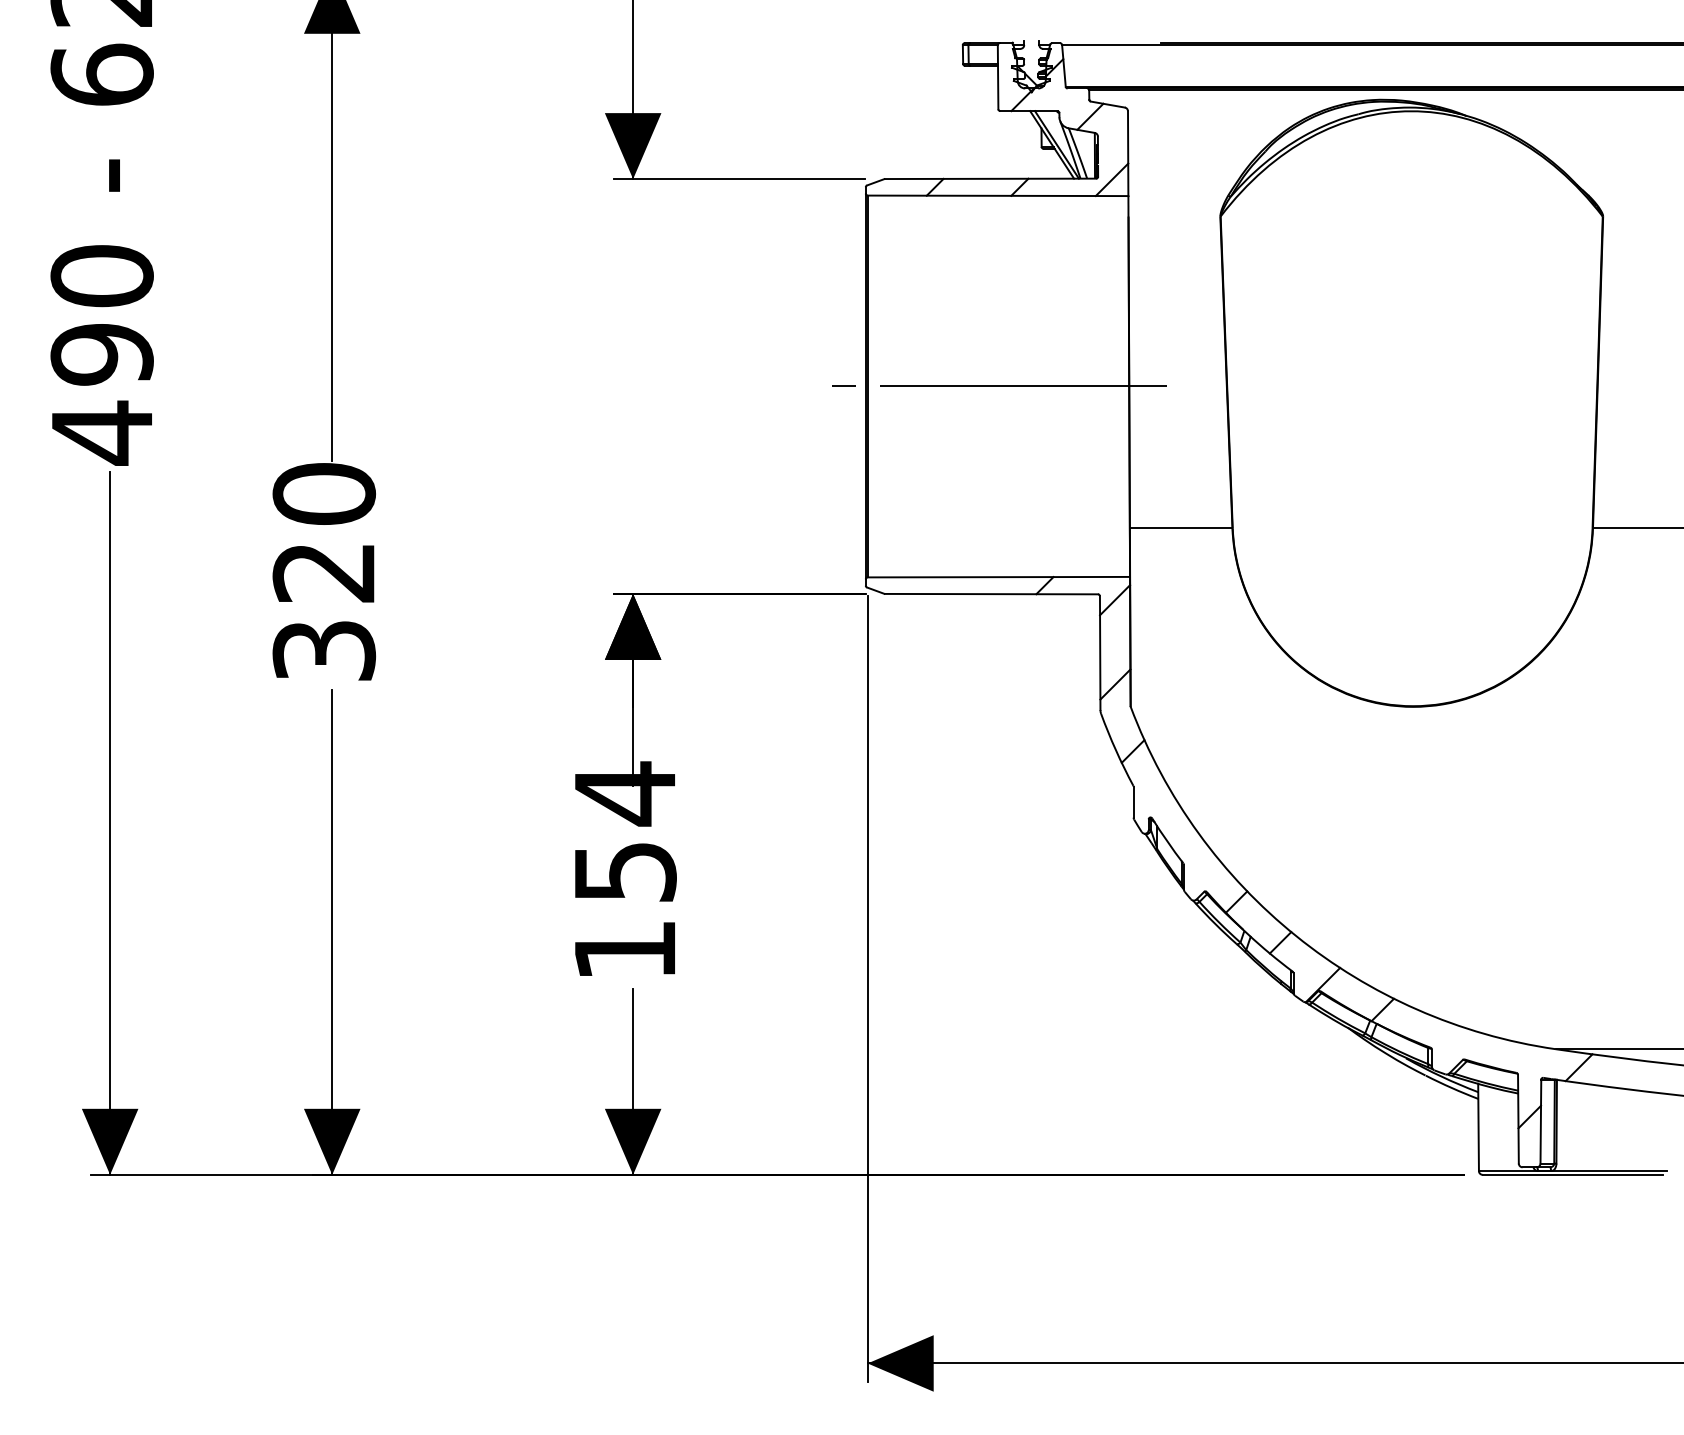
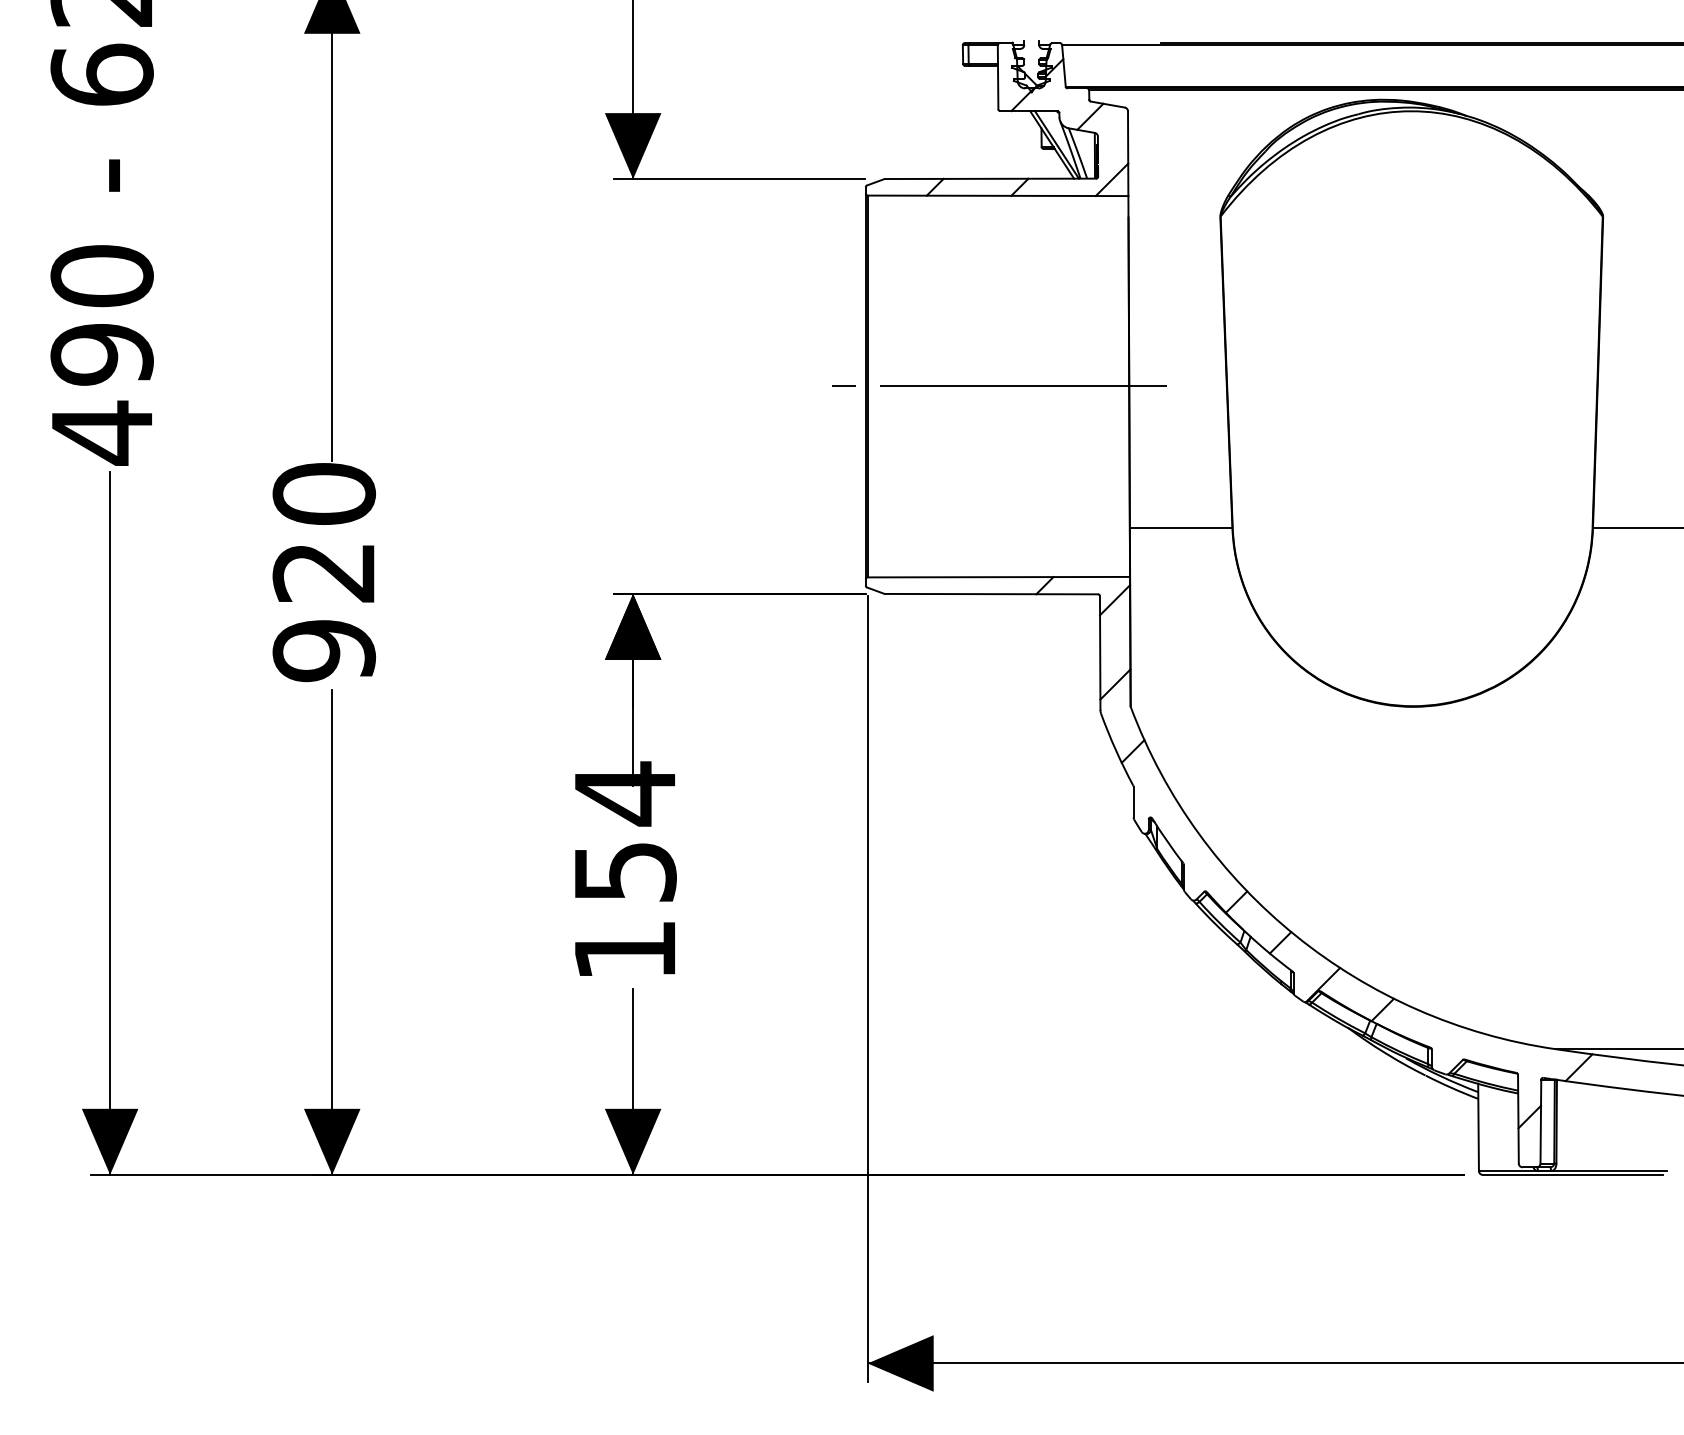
text: 320 -> 920 (323, 651)
